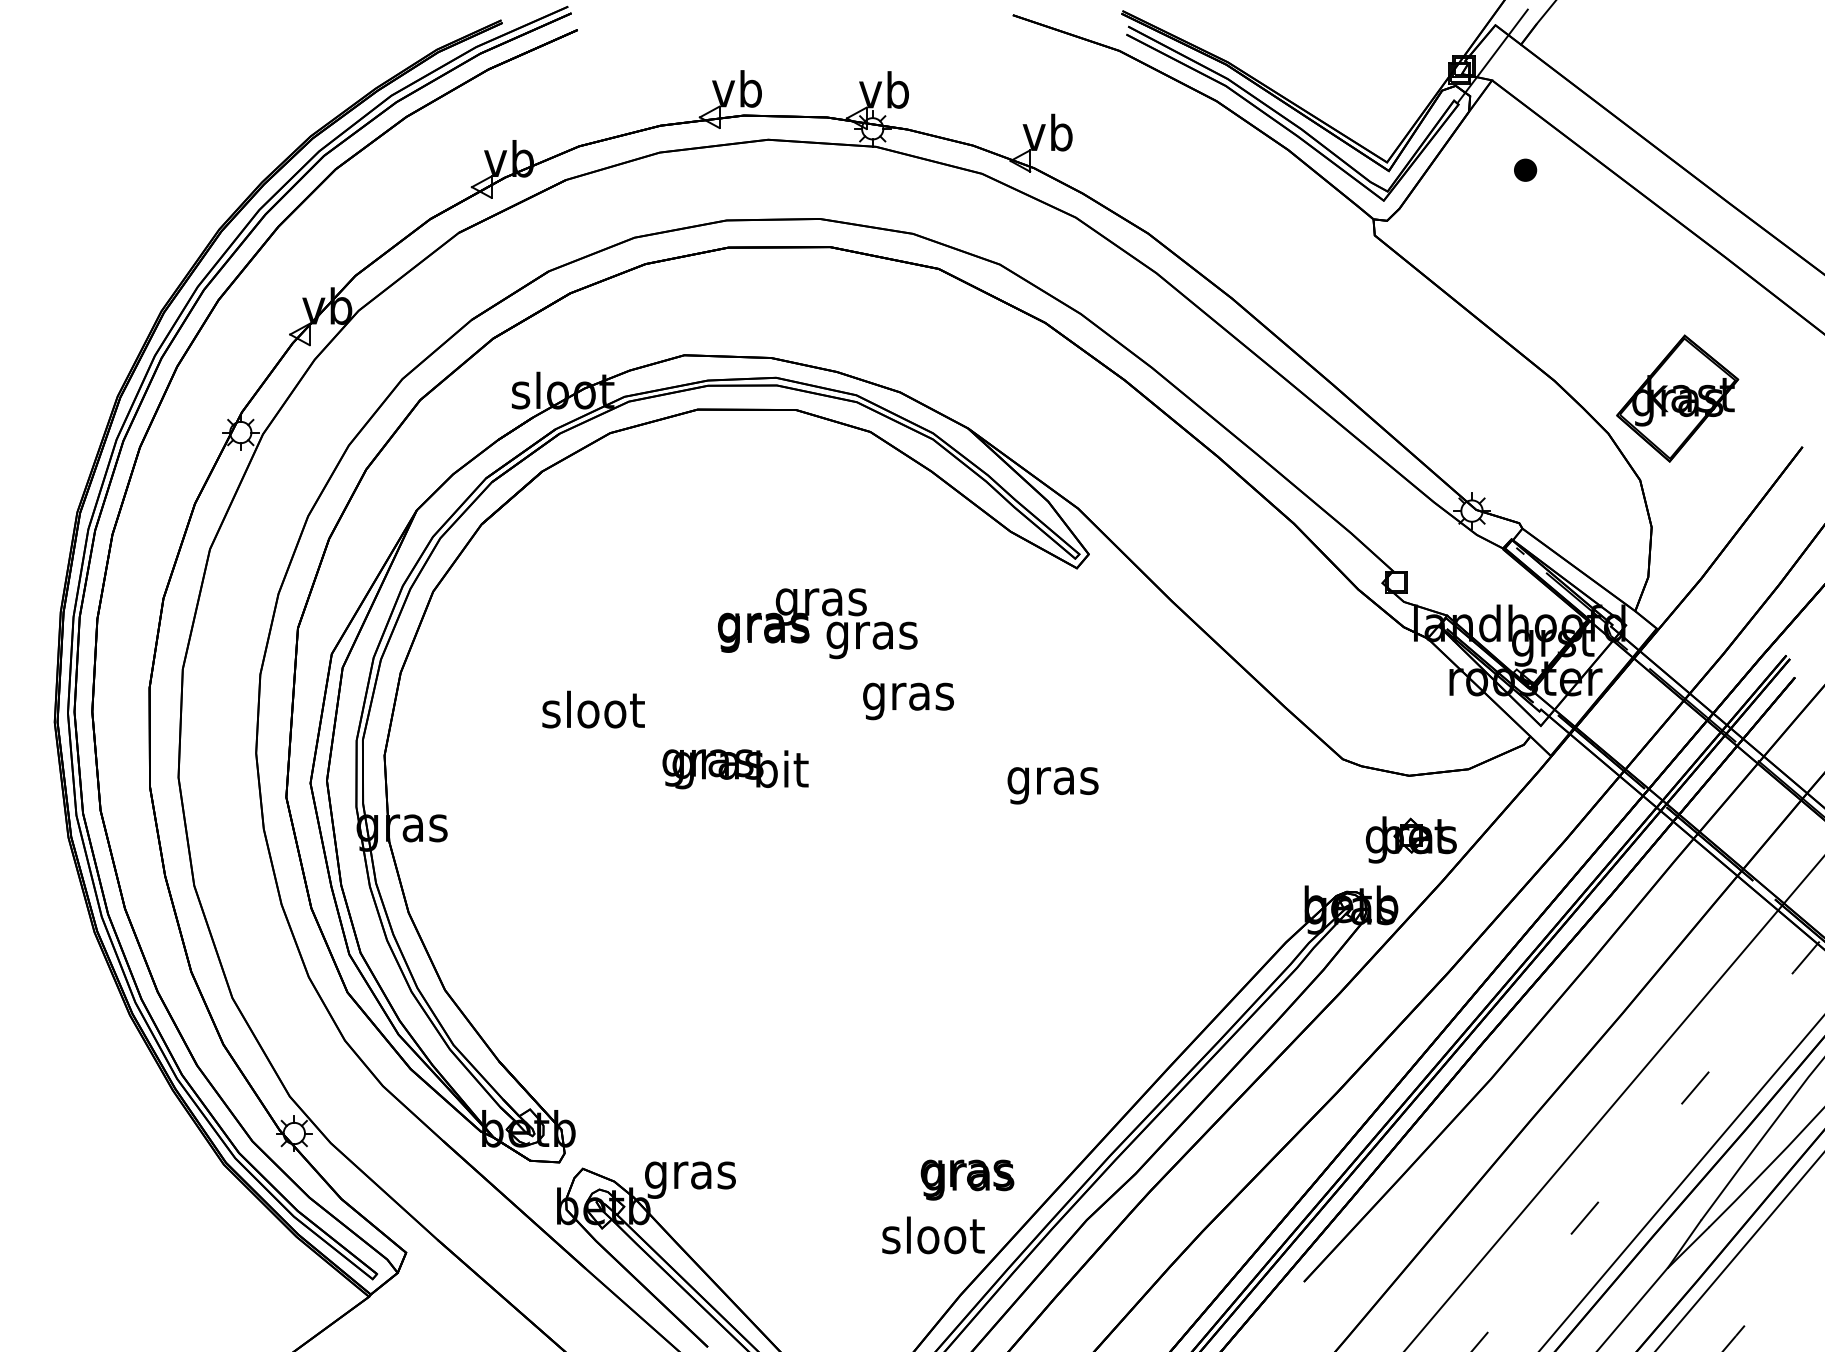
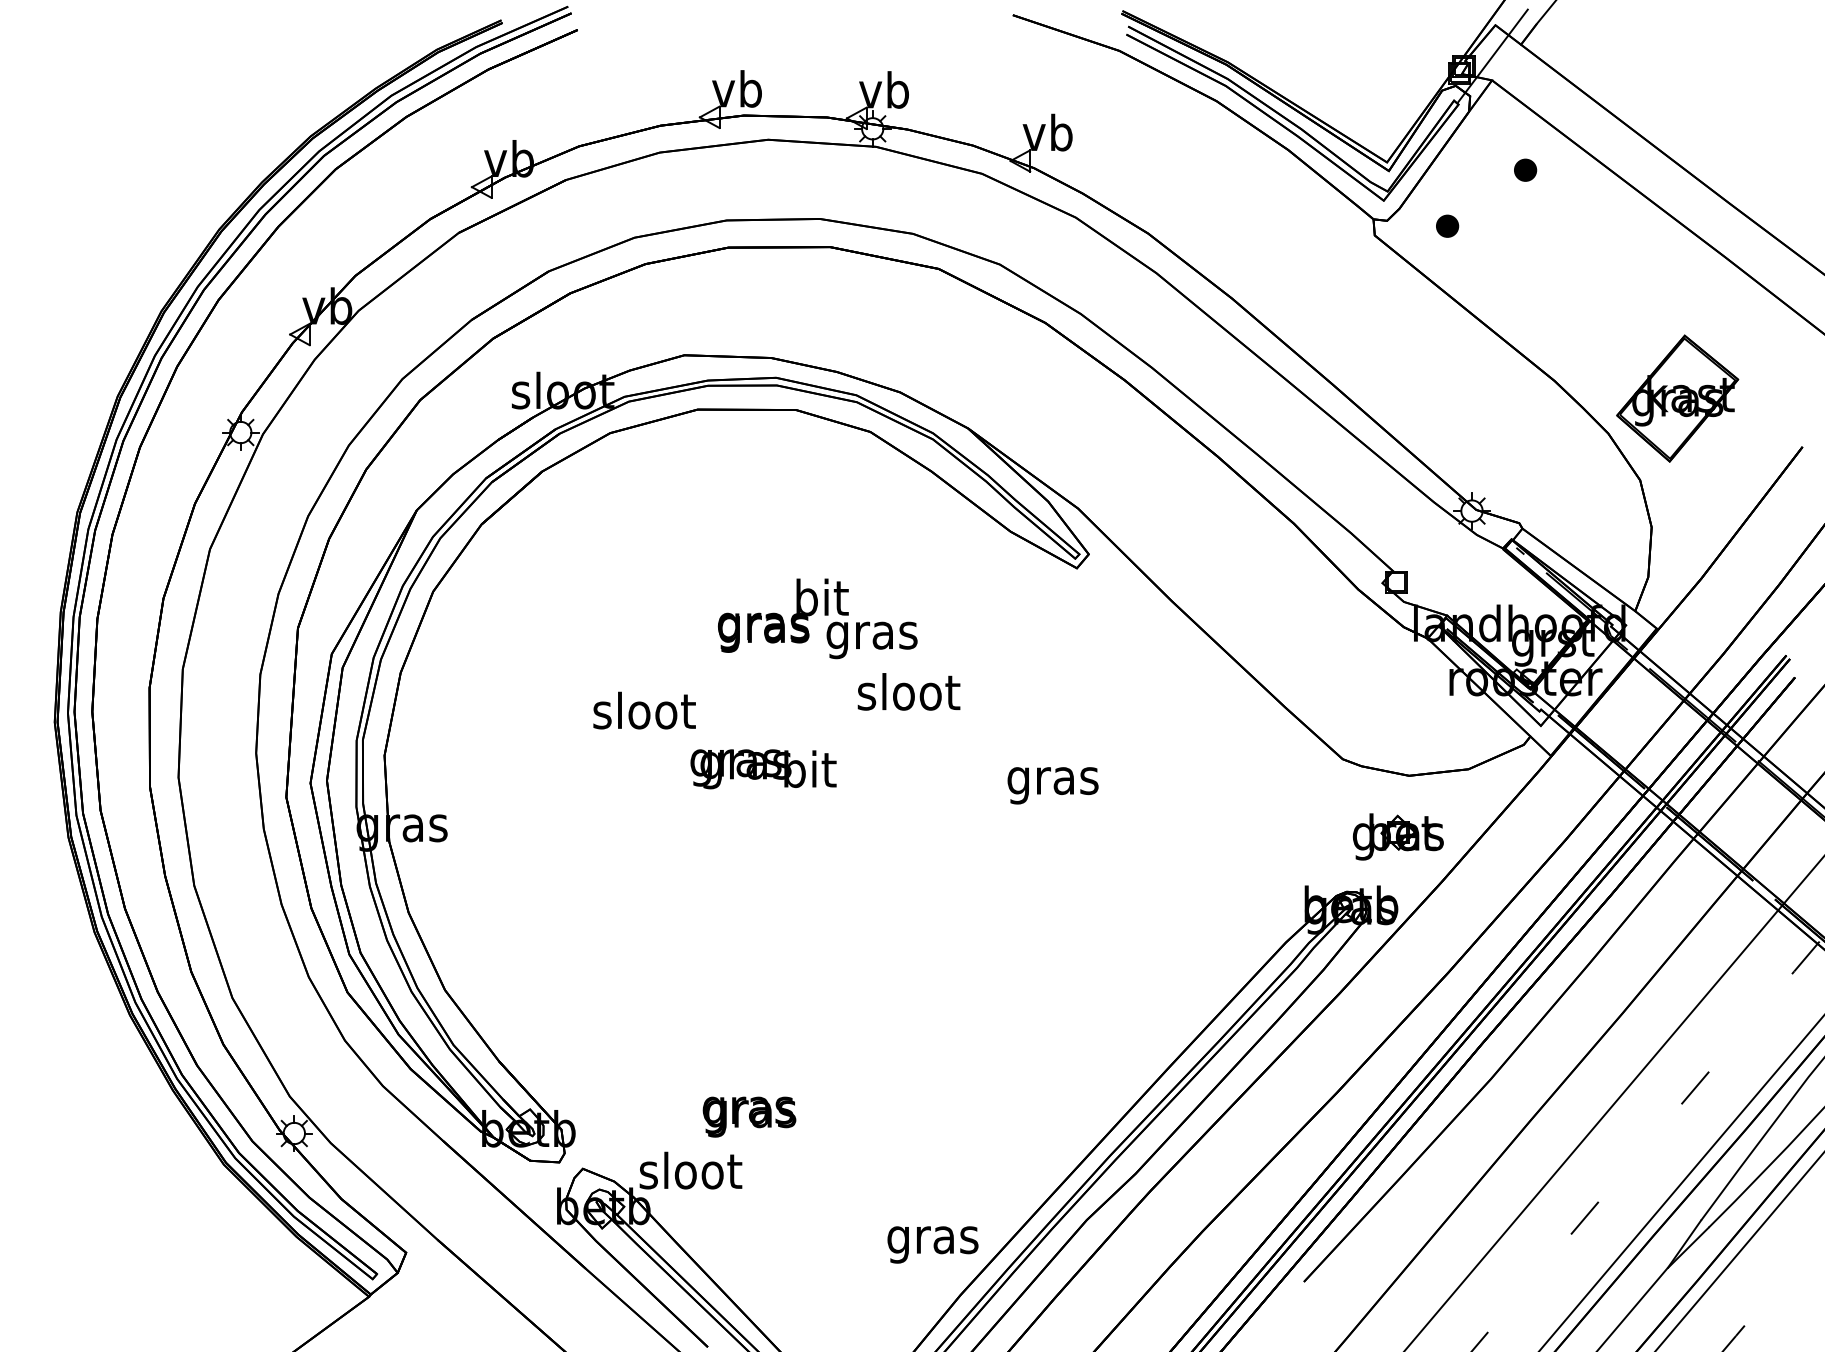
part: none -> present (1447, 225)
text: gras -> bit (820, 601)
text: gras -> sloot (908, 696)
text position: (593, 709) -> (644, 710) (644, 710)
text position: (735, 769) -> (763, 769) (763, 769)
part position: (1410, 839) -> (1397, 836) (1397, 836)
text: gras -> sloot (690, 1174)
text position: (967, 1179) -> (749, 1116) (749, 1116)
text: sloot -> gras (933, 1239)
